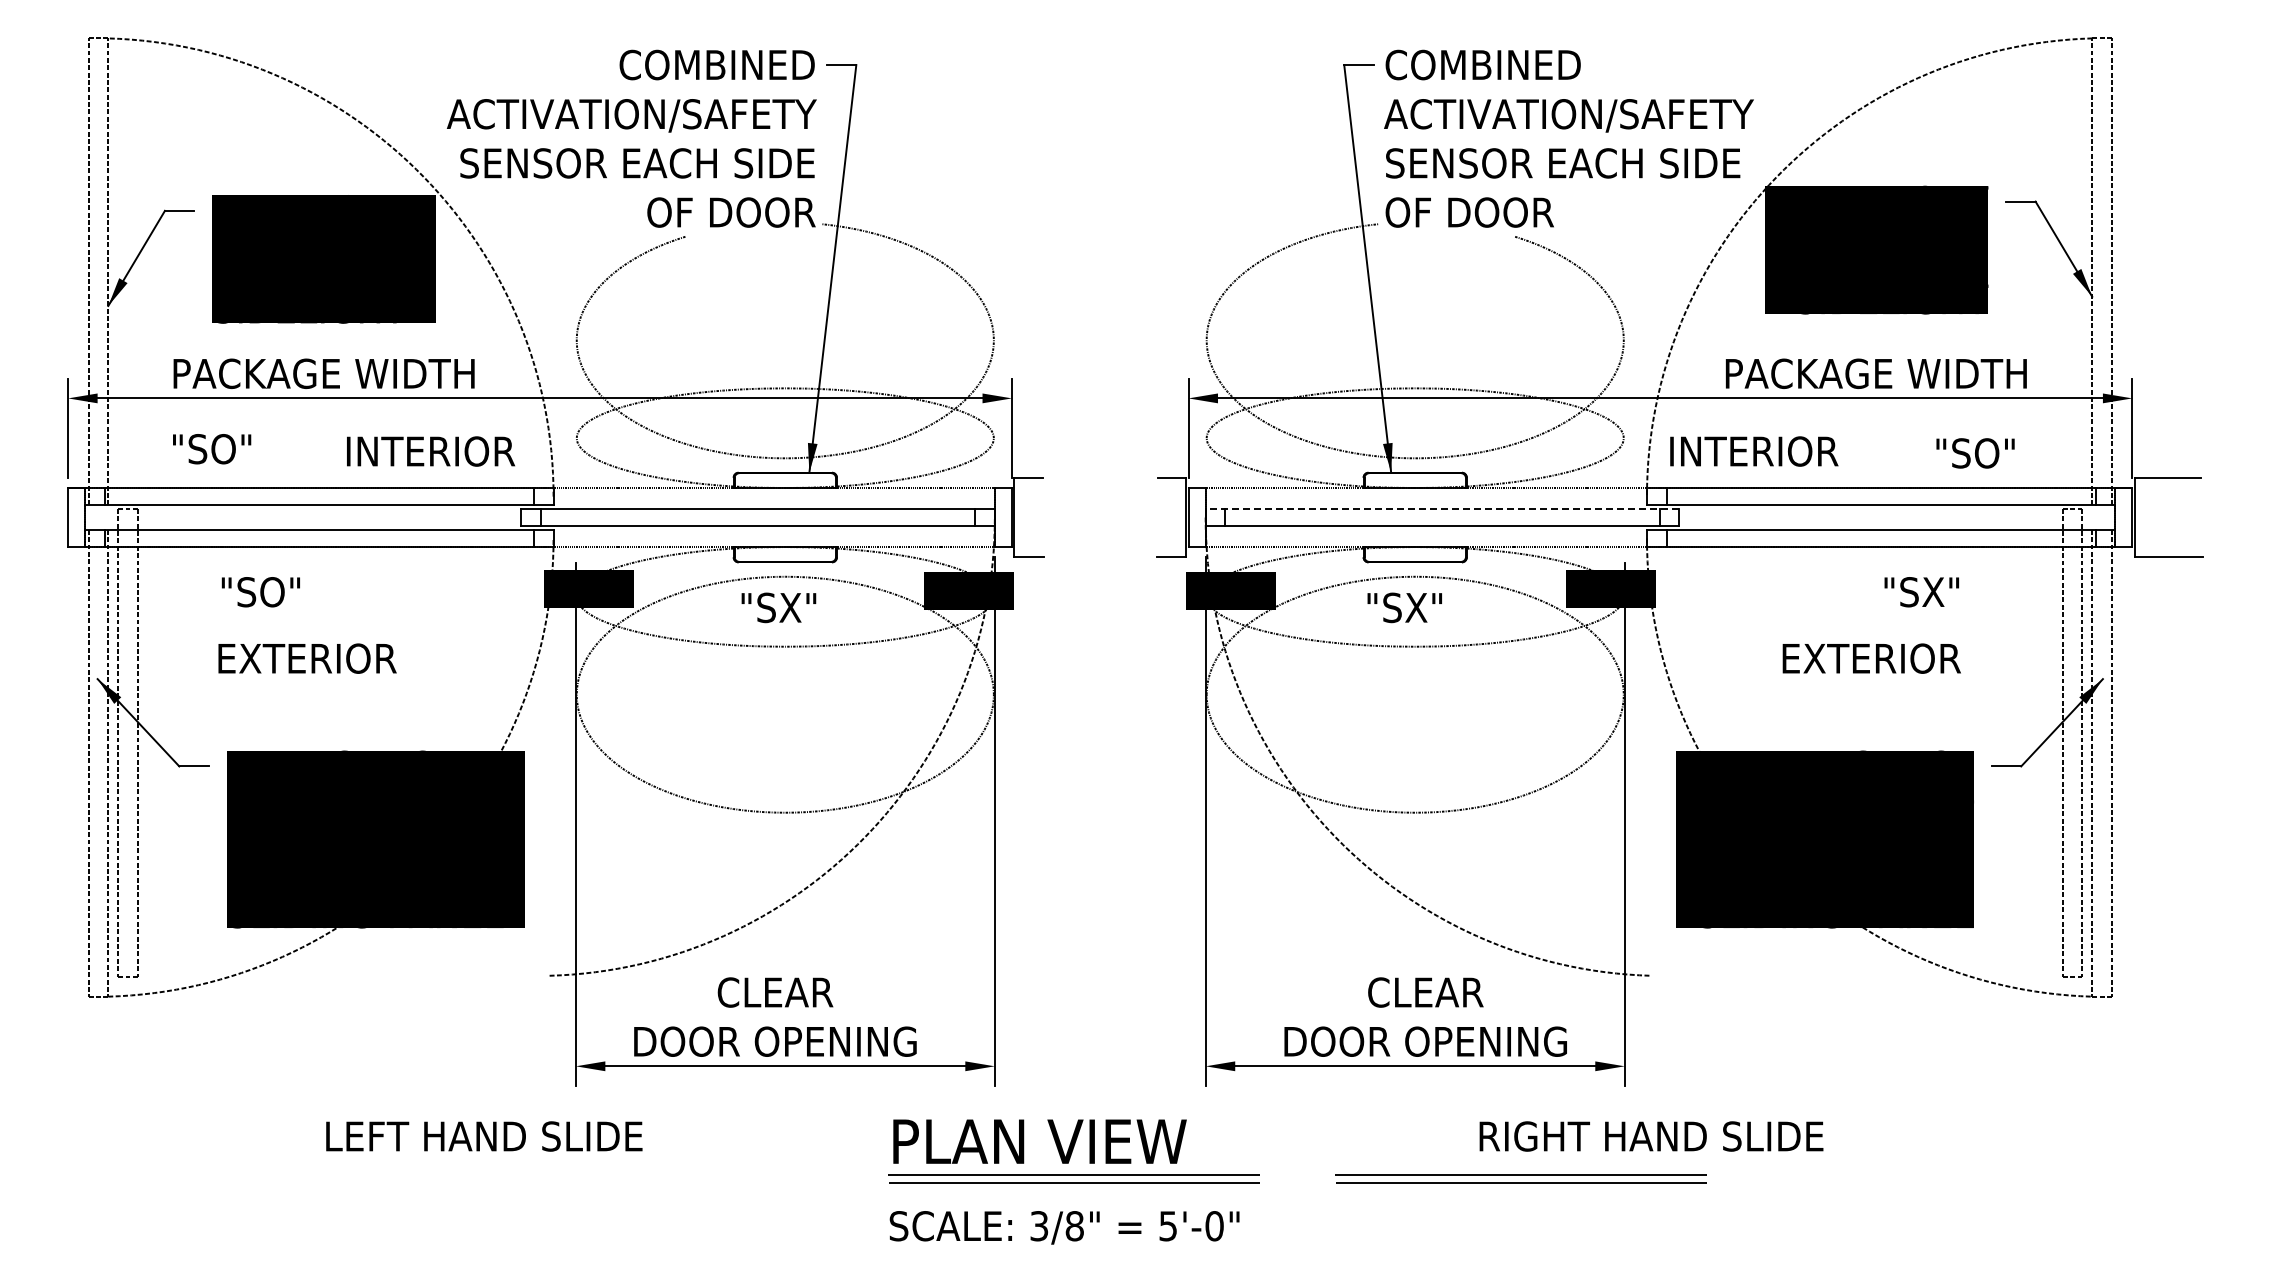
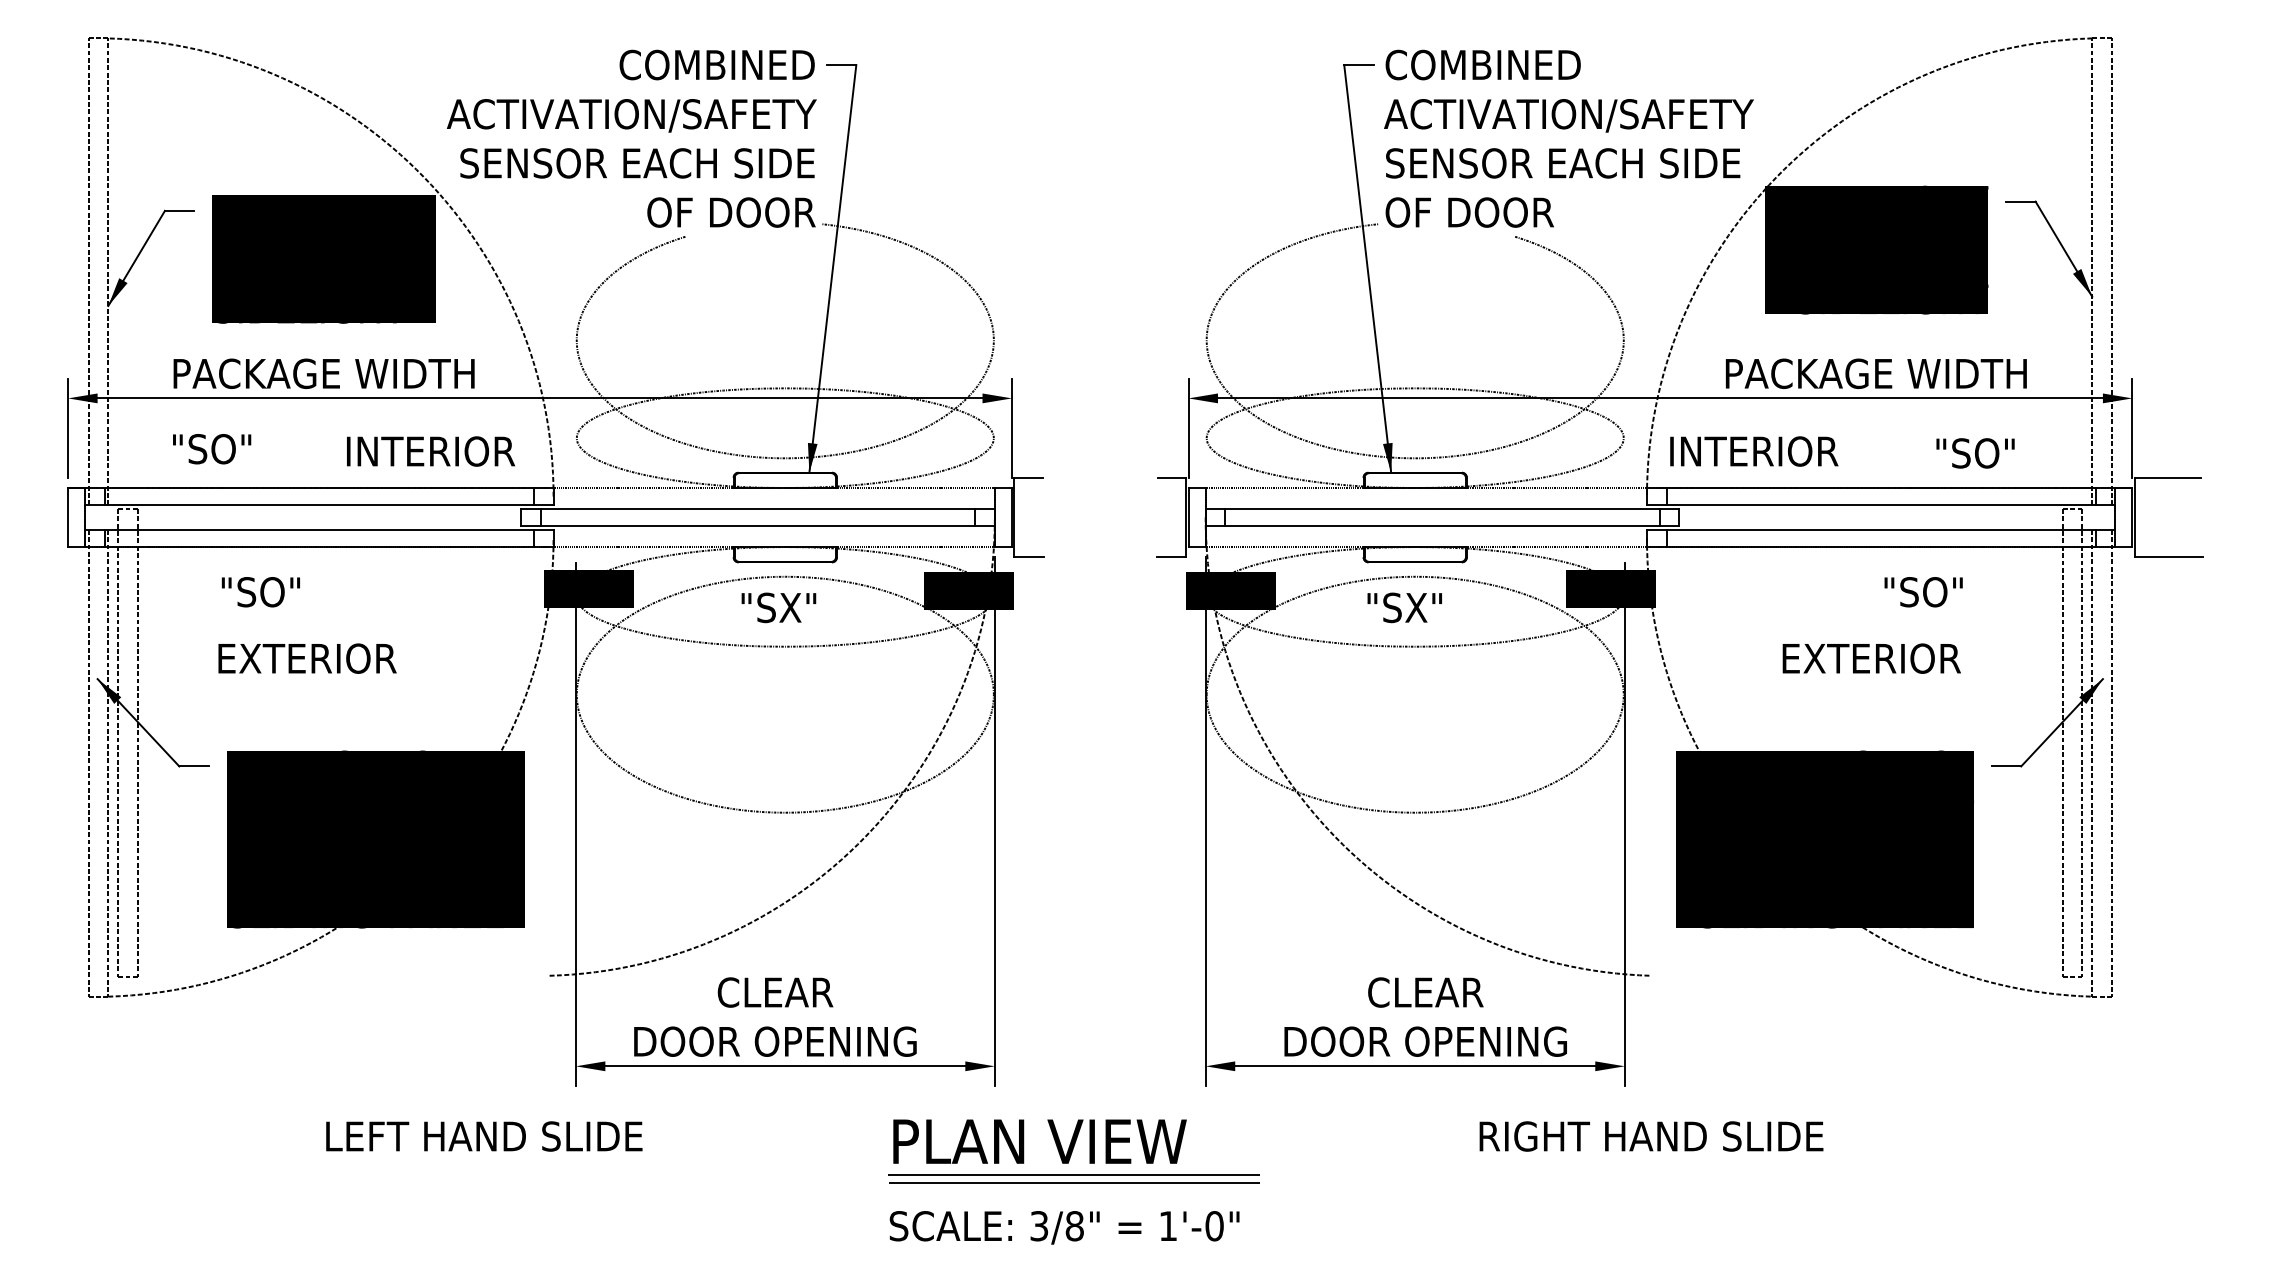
line: dashed -> solid (1442, 508)
text: "SX" -> "SO" (1942, 592)
part: present -> none (1520, 1178)
text: 5'-0" -> 1'-0" (1167, 1226)
